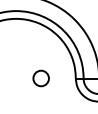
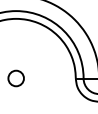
circle position: (40, 78) -> (15, 78) (15, 78)
